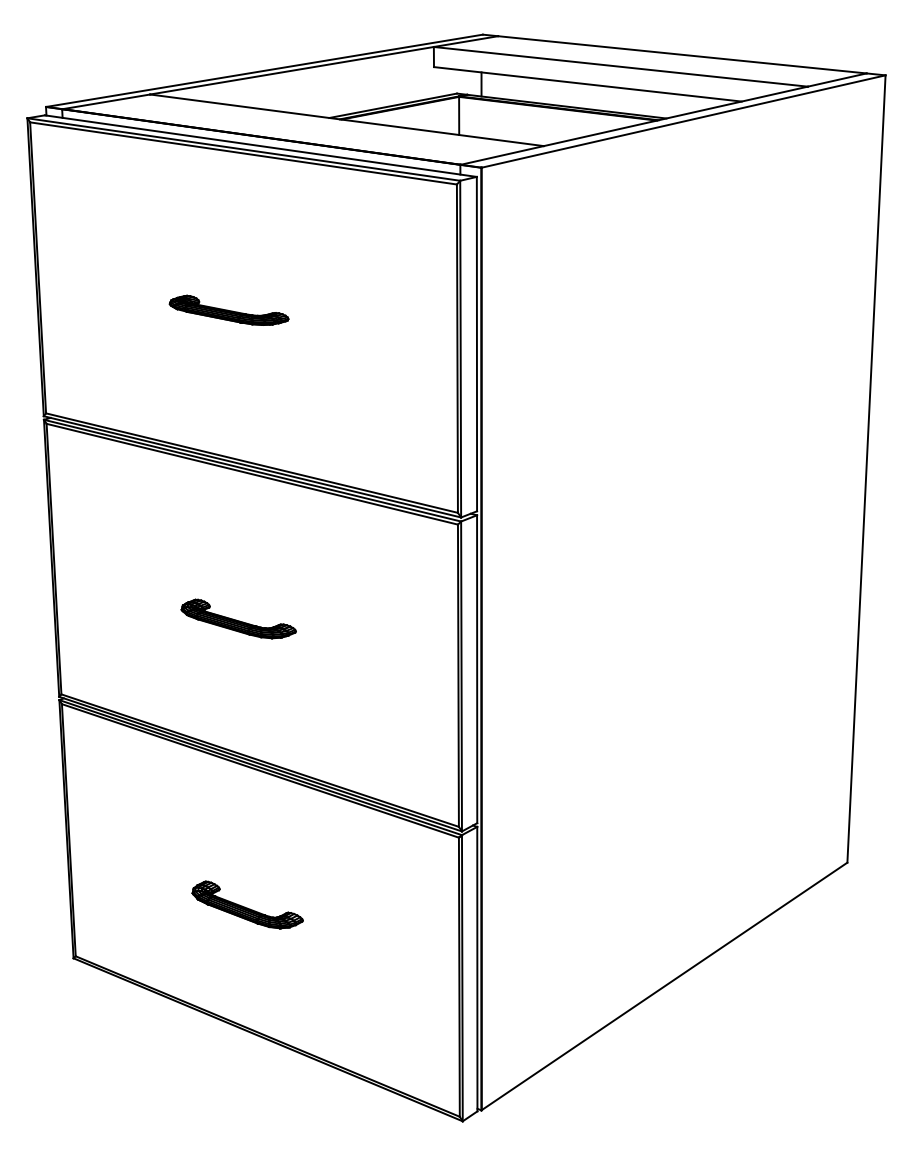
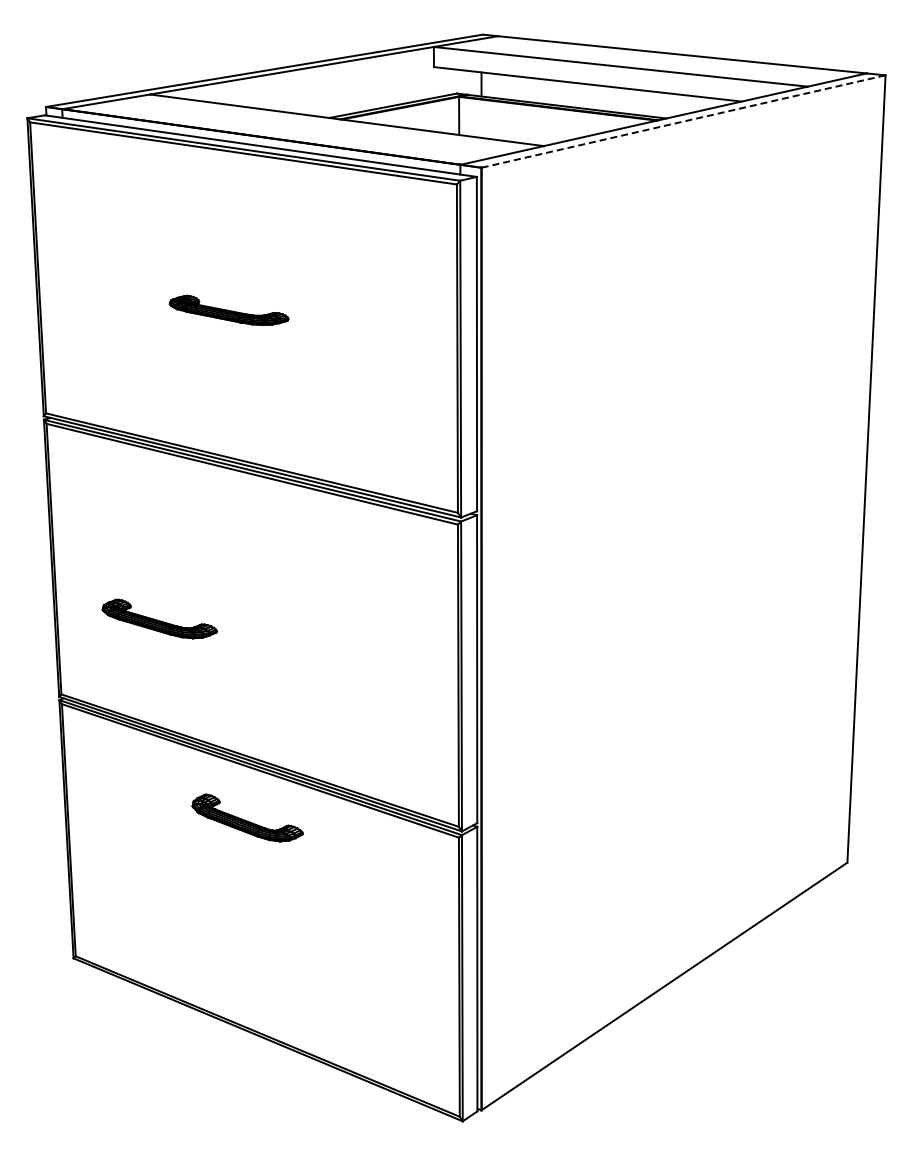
line: solid -> dashed (684, 121)
part position: (238, 618) -> (159, 618) (159, 618)
part position: (247, 904) -> (247, 817) (247, 817)
